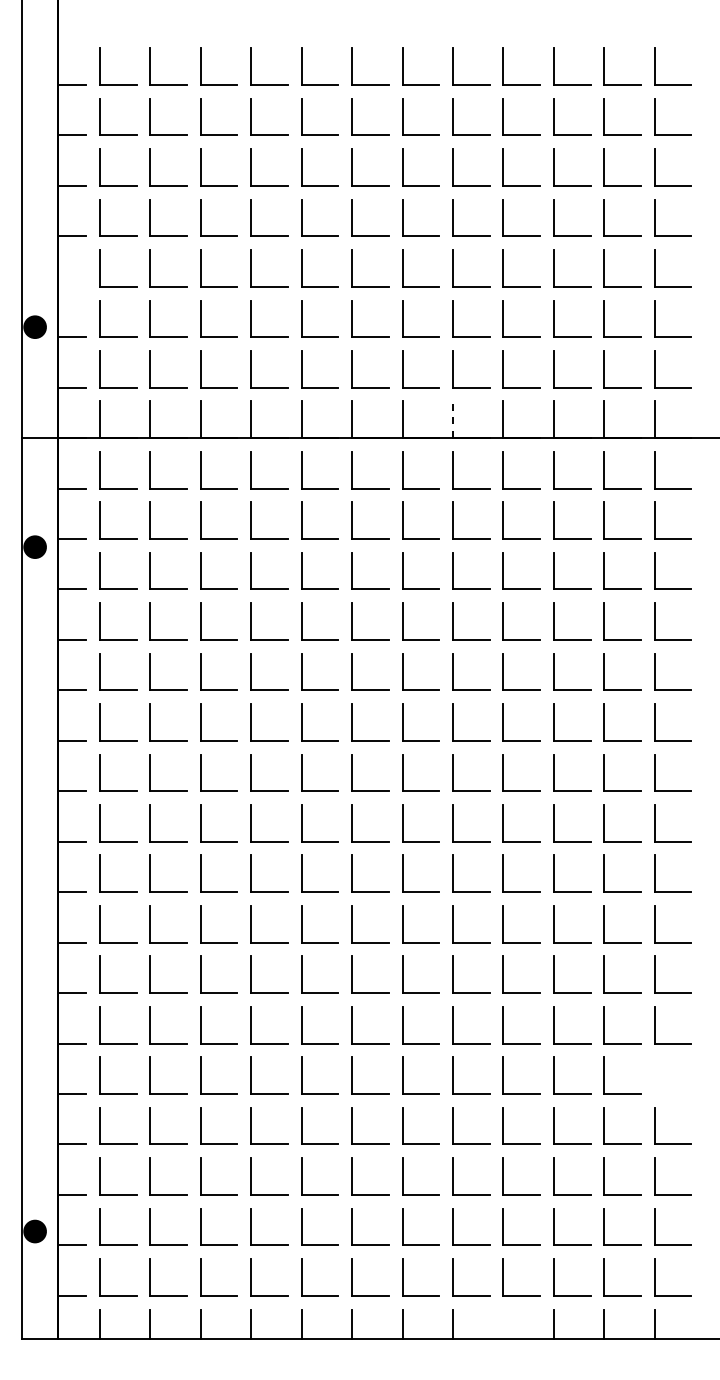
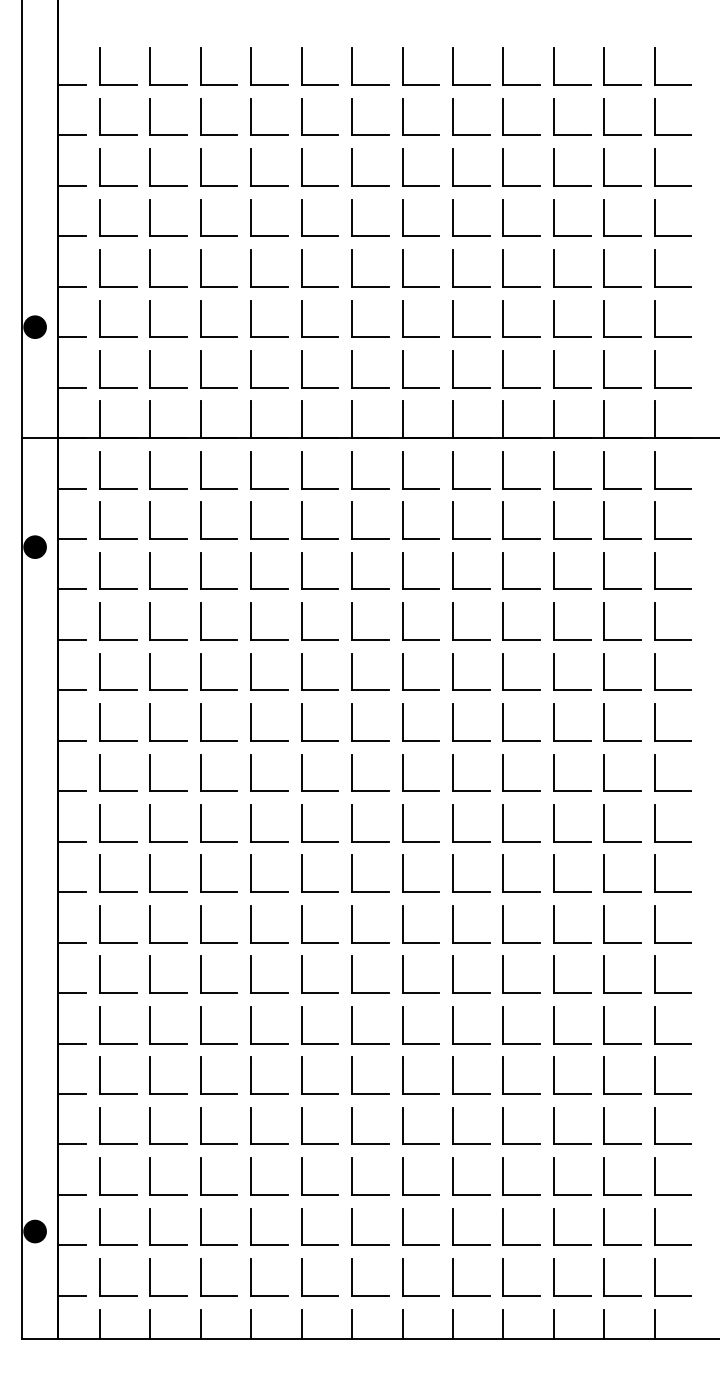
line: none -> present (71, 286)
line: dashed -> solid (452, 419)
part: none -> present (655, 1075)
line: none -> present (503, 1323)
